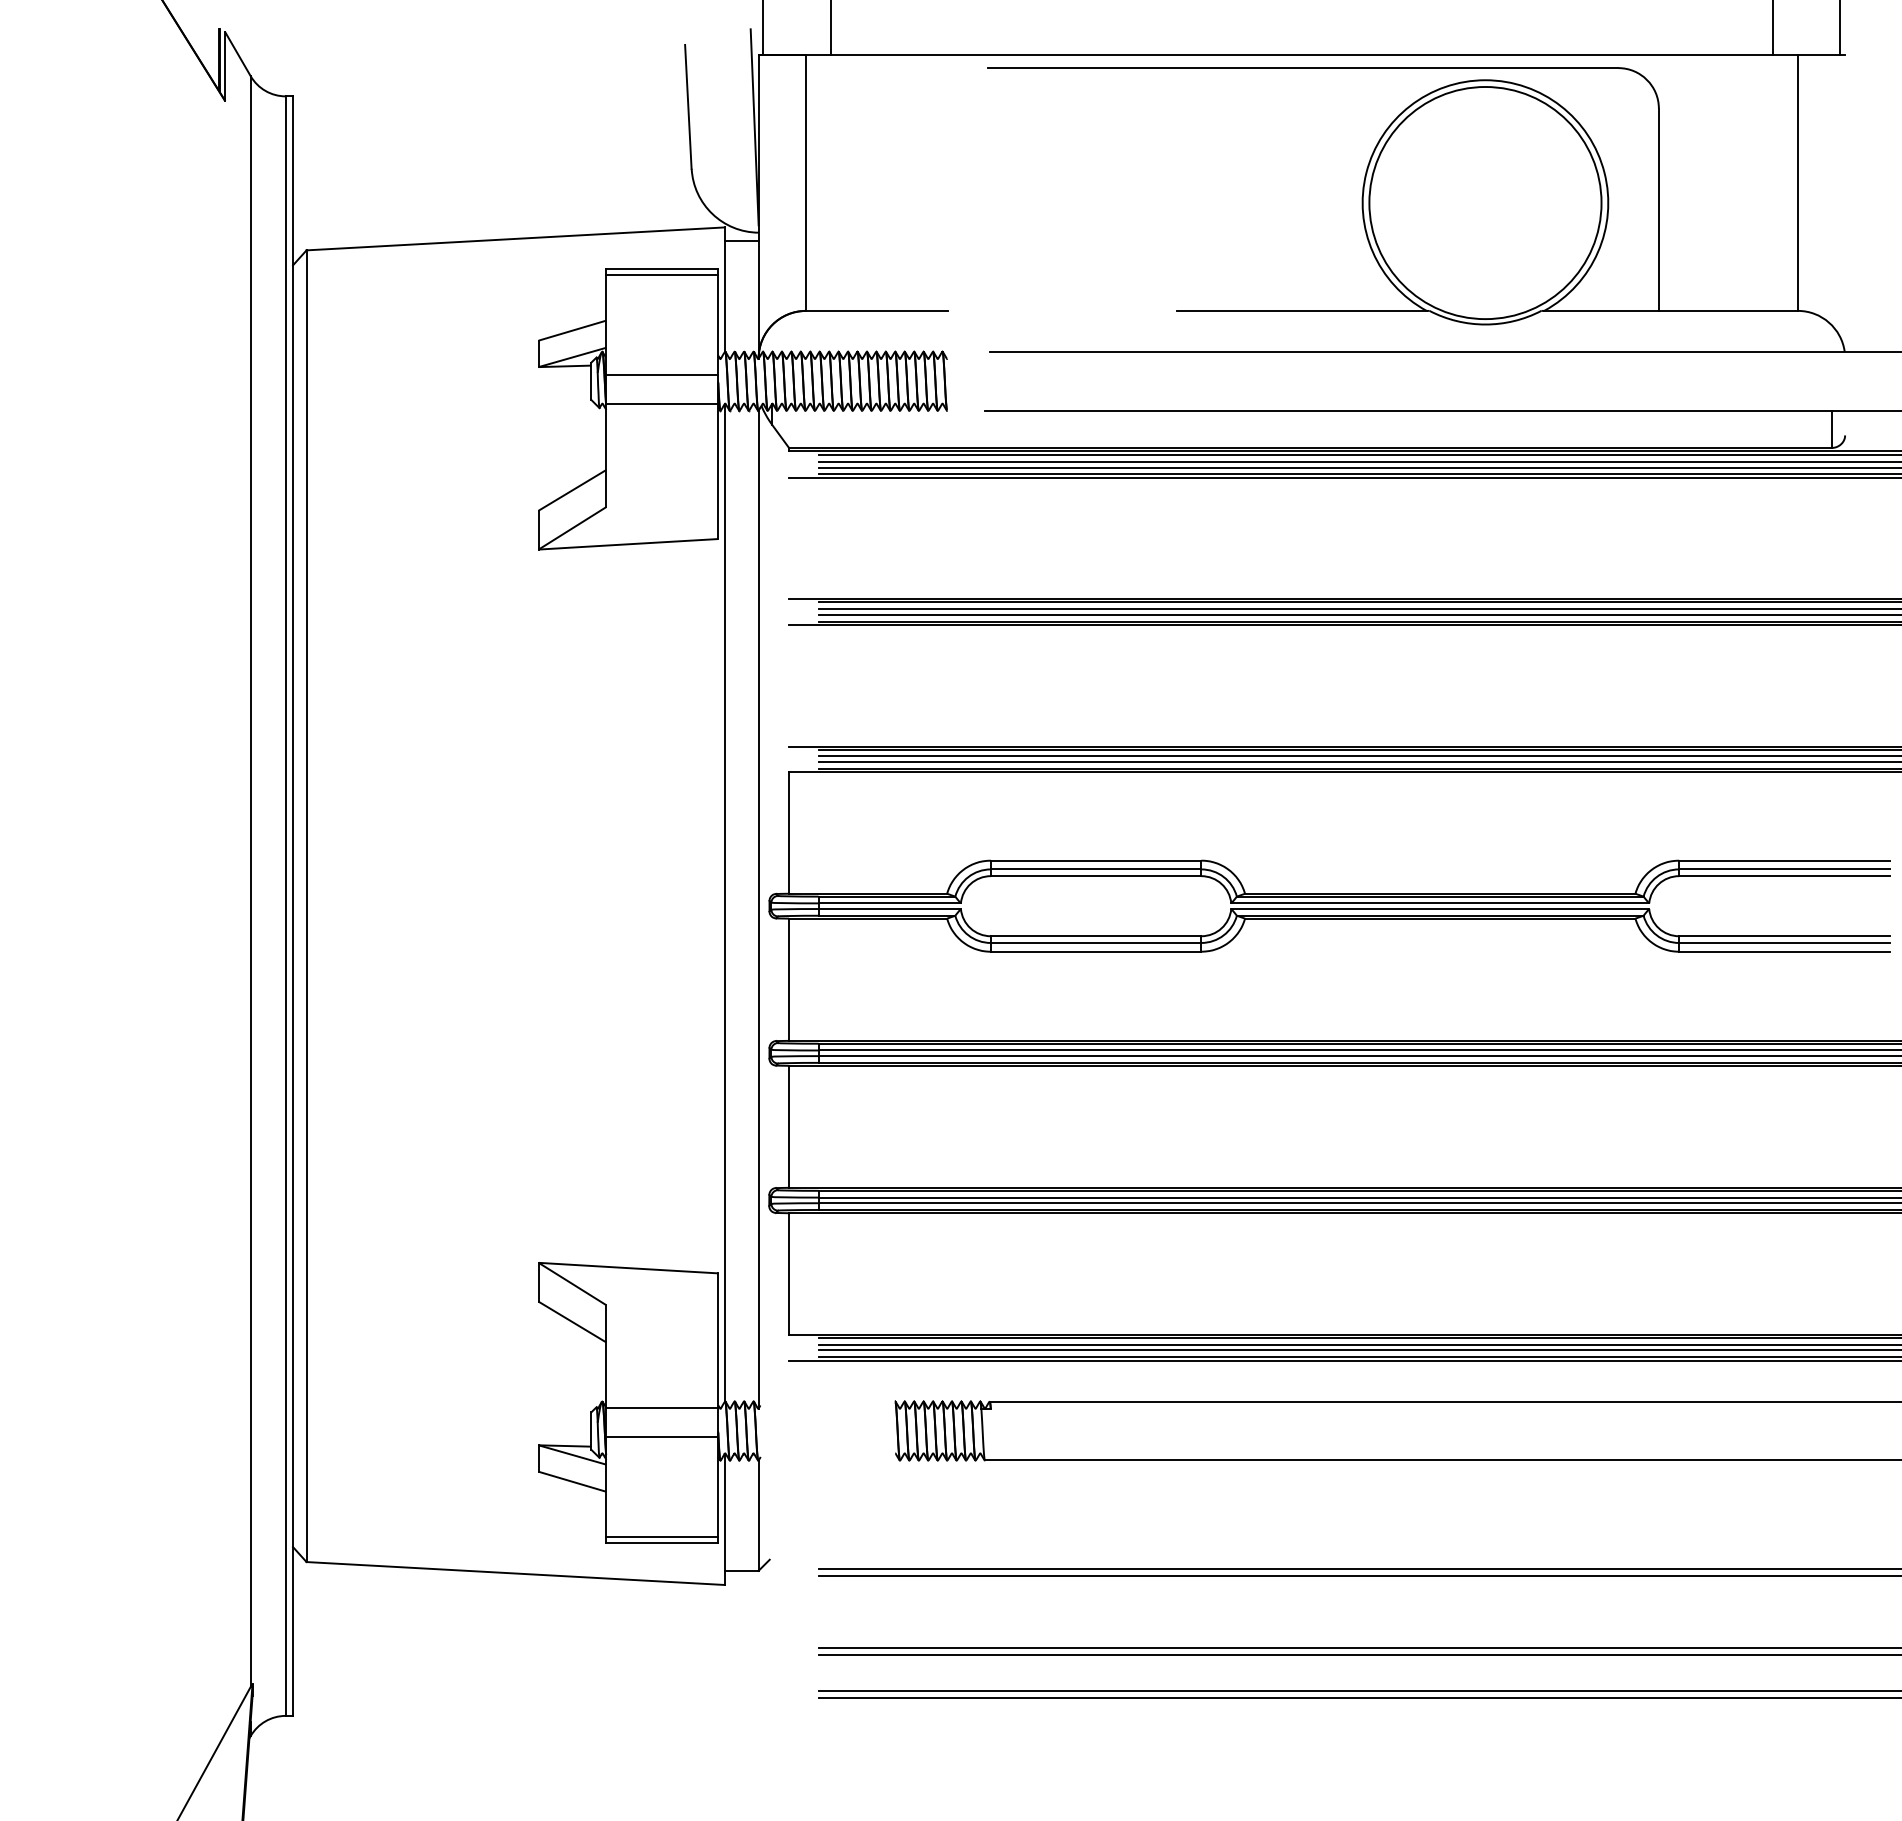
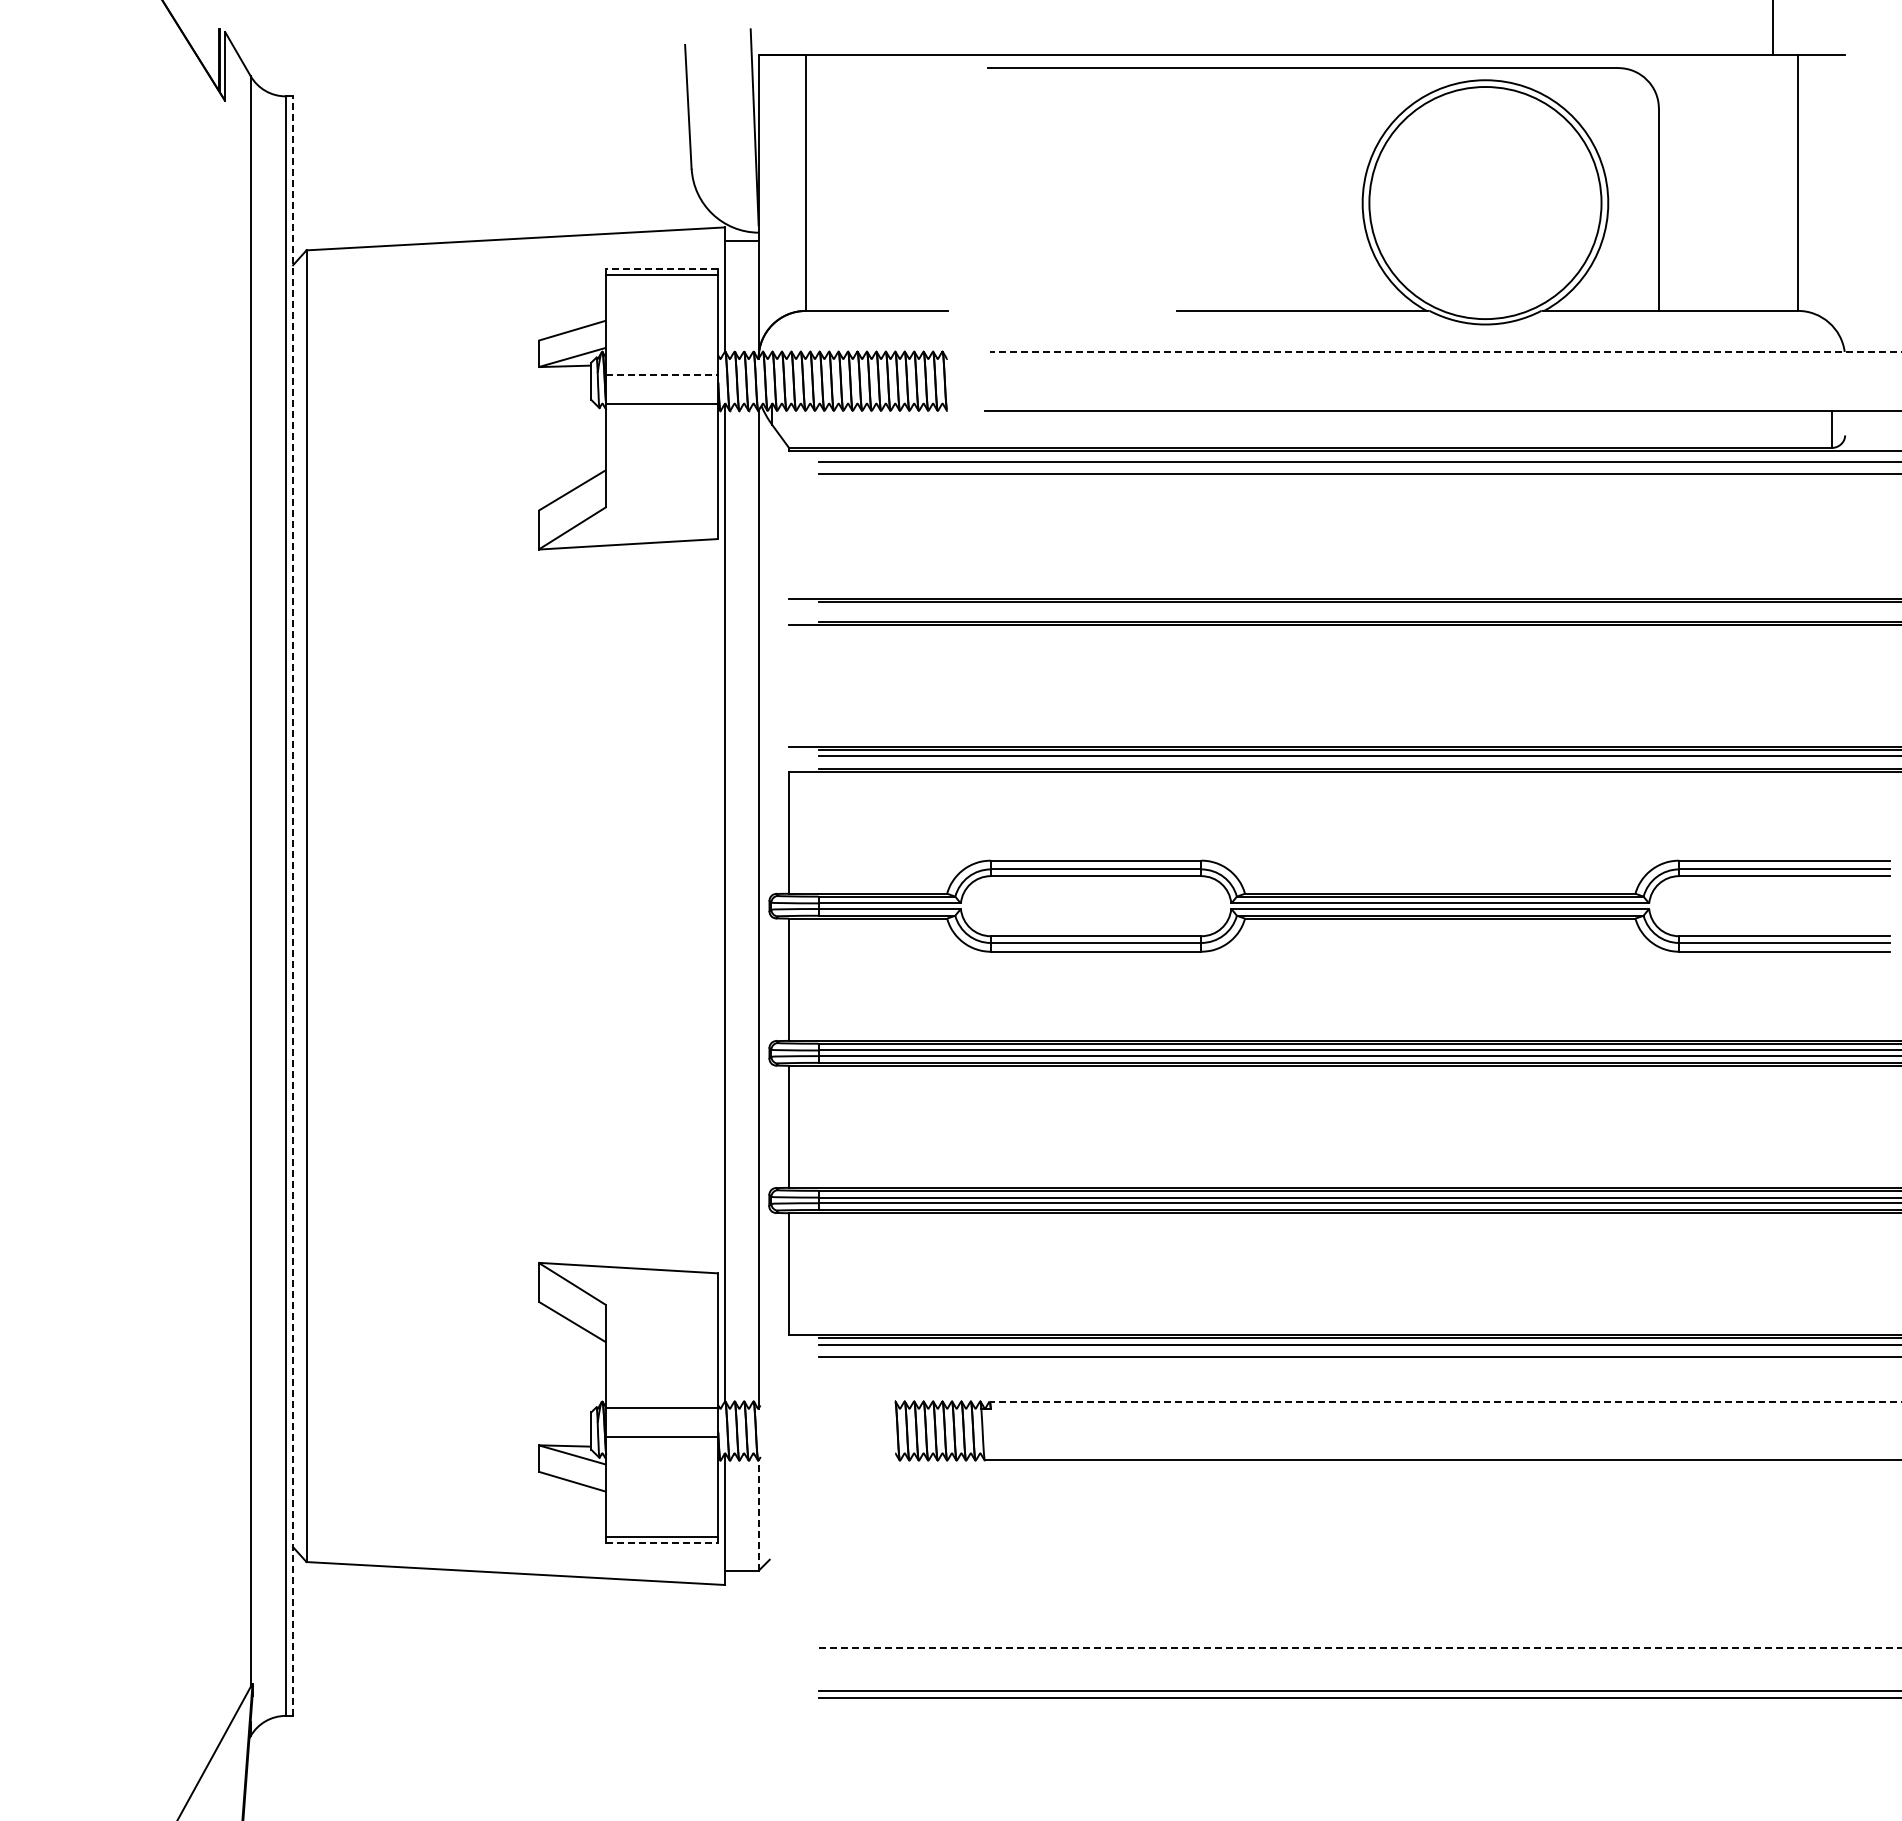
line: present -> none (763, 28)
line: present -> none (830, 28)
line: present -> none (1840, 28)
line: solid -> dashed (661, 269)
line: solid -> dashed (1445, 351)
line: solid -> dashed (662, 374)
line: present -> none (1358, 455)
line: present -> none (1358, 467)
line: present -> none (1343, 477)
line: present -> none (1358, 609)
line: present -> none (1358, 614)
line: present -> none (1358, 761)
line: solid -> dashed (293, 906)
line: present -> none (1358, 1350)
line: present -> none (1343, 1360)
line: solid -> dashed (1445, 1401)
line: solid -> dashed (758, 1515)
line: solid -> dashed (662, 1543)
line: present -> none (1358, 1568)
line: present -> none (1358, 1575)
line: solid -> dashed (1360, 1647)
line: present -> none (1358, 1654)
